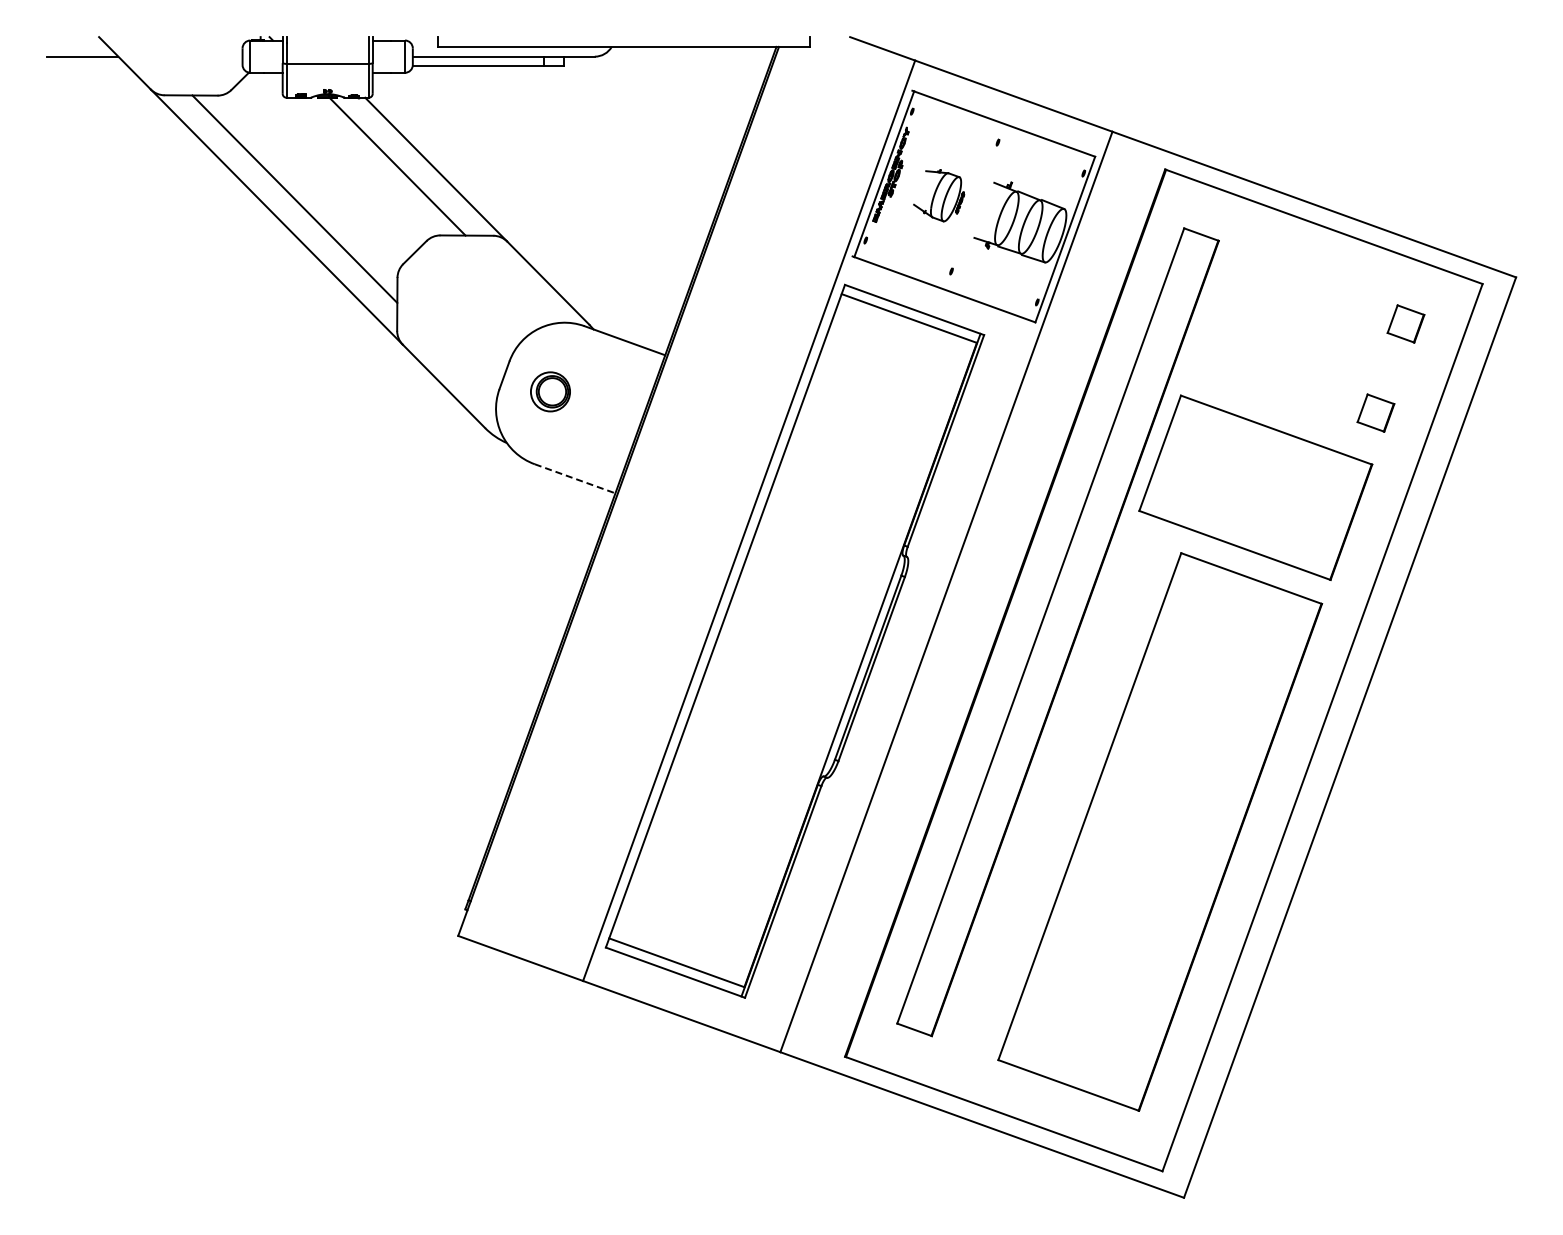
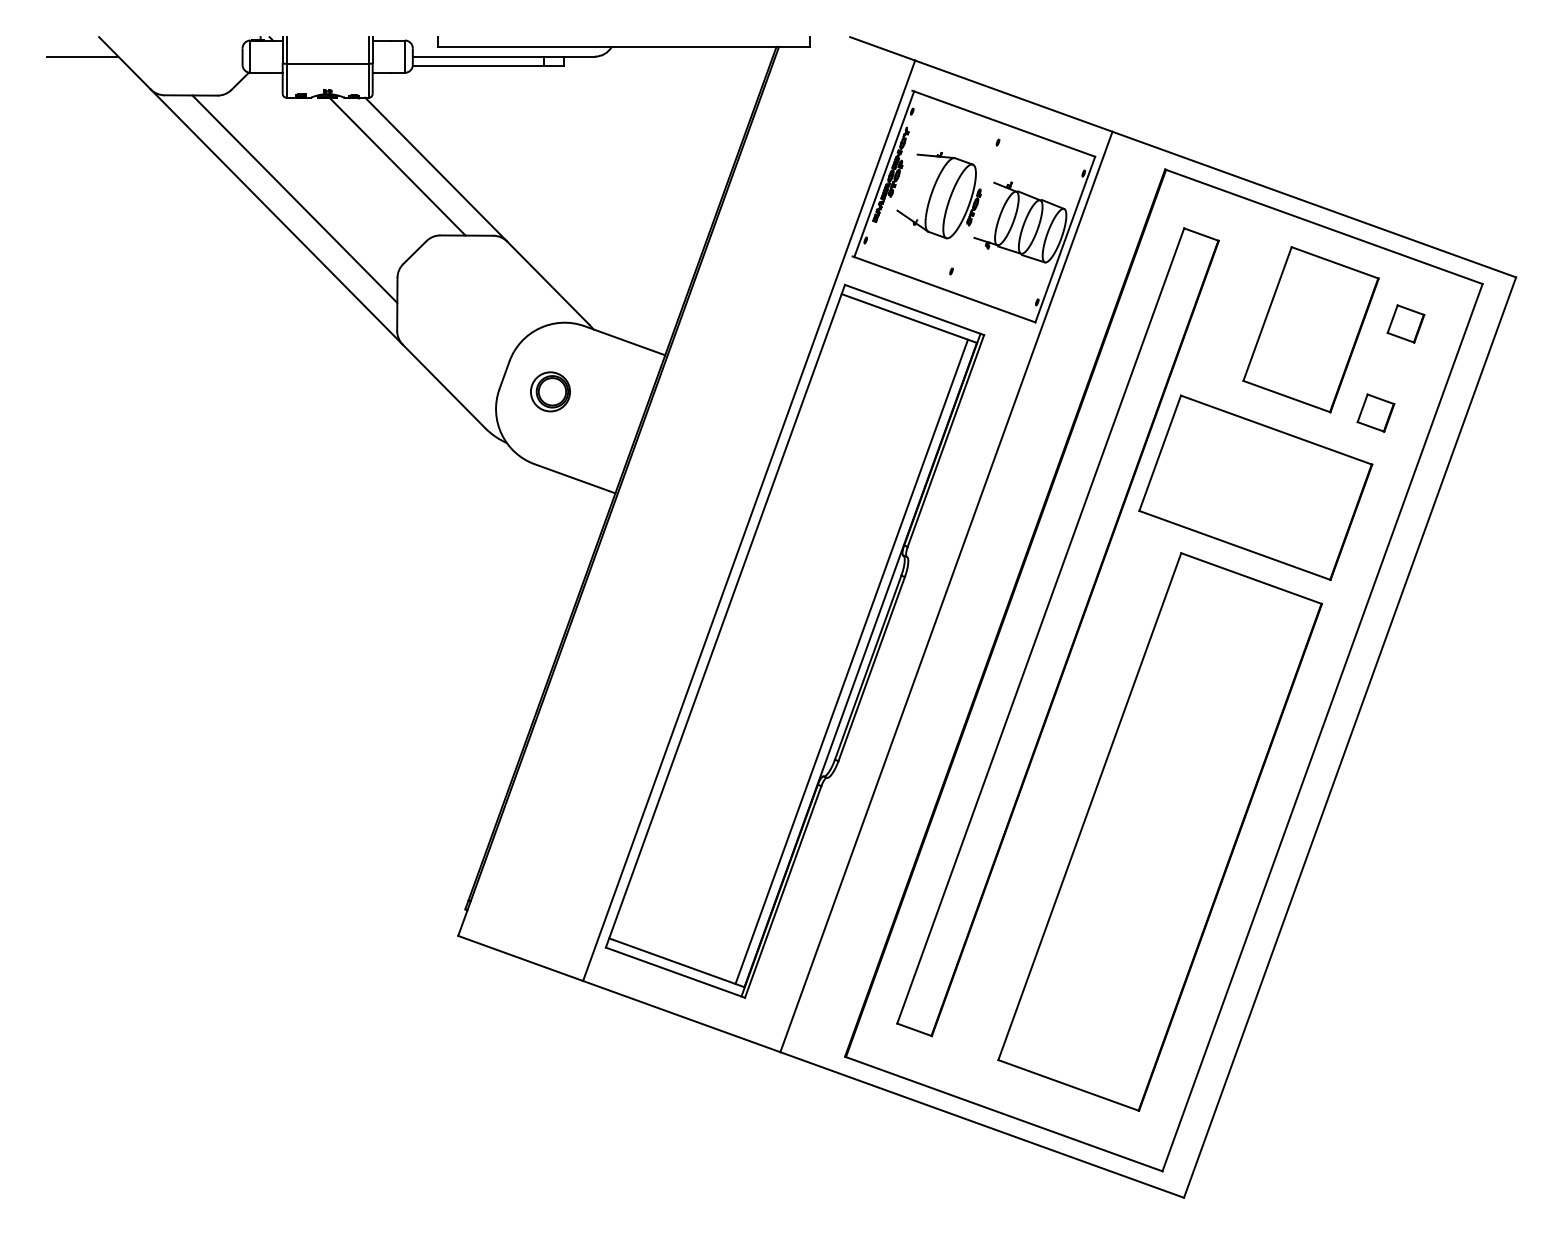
part size: 53x54 px -> 86x88 px (938, 195)
part: none -> present (1310, 329)
line: dashed -> solid (575, 478)
line: none -> present (851, 661)
